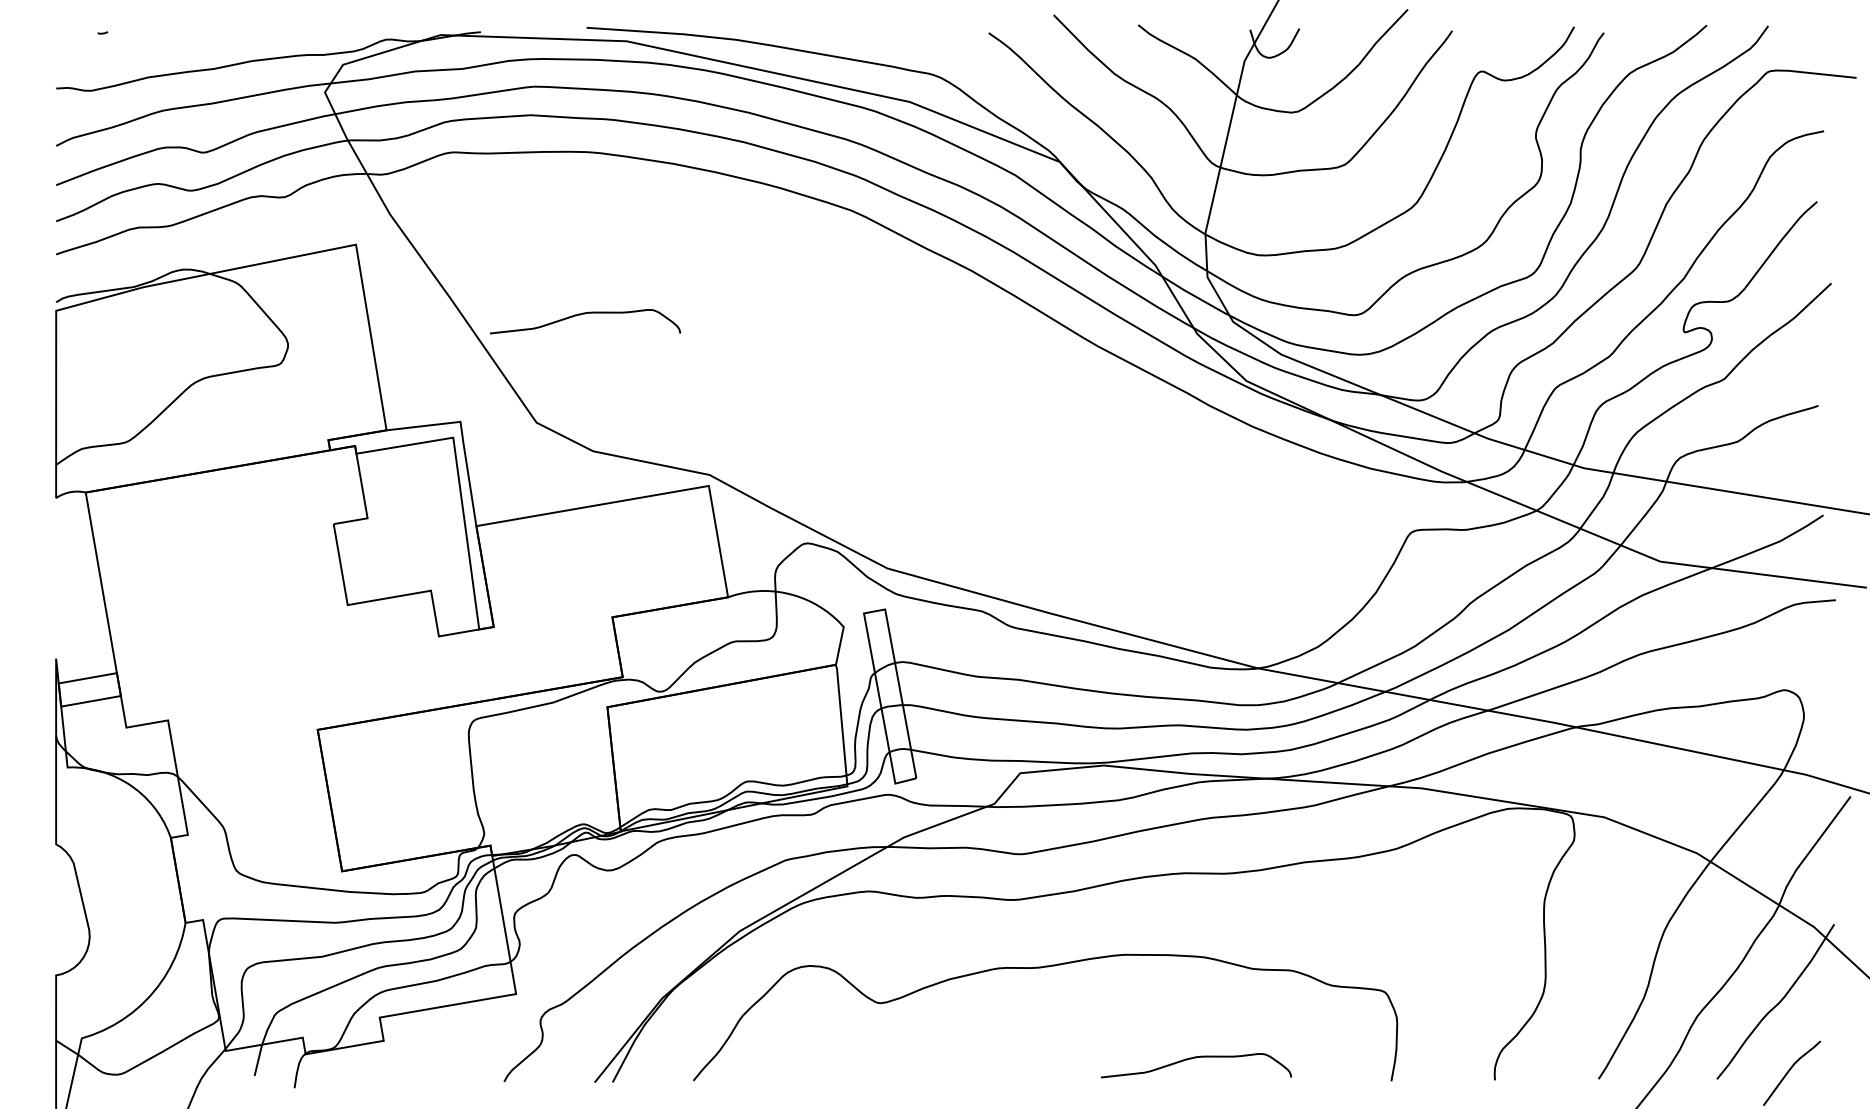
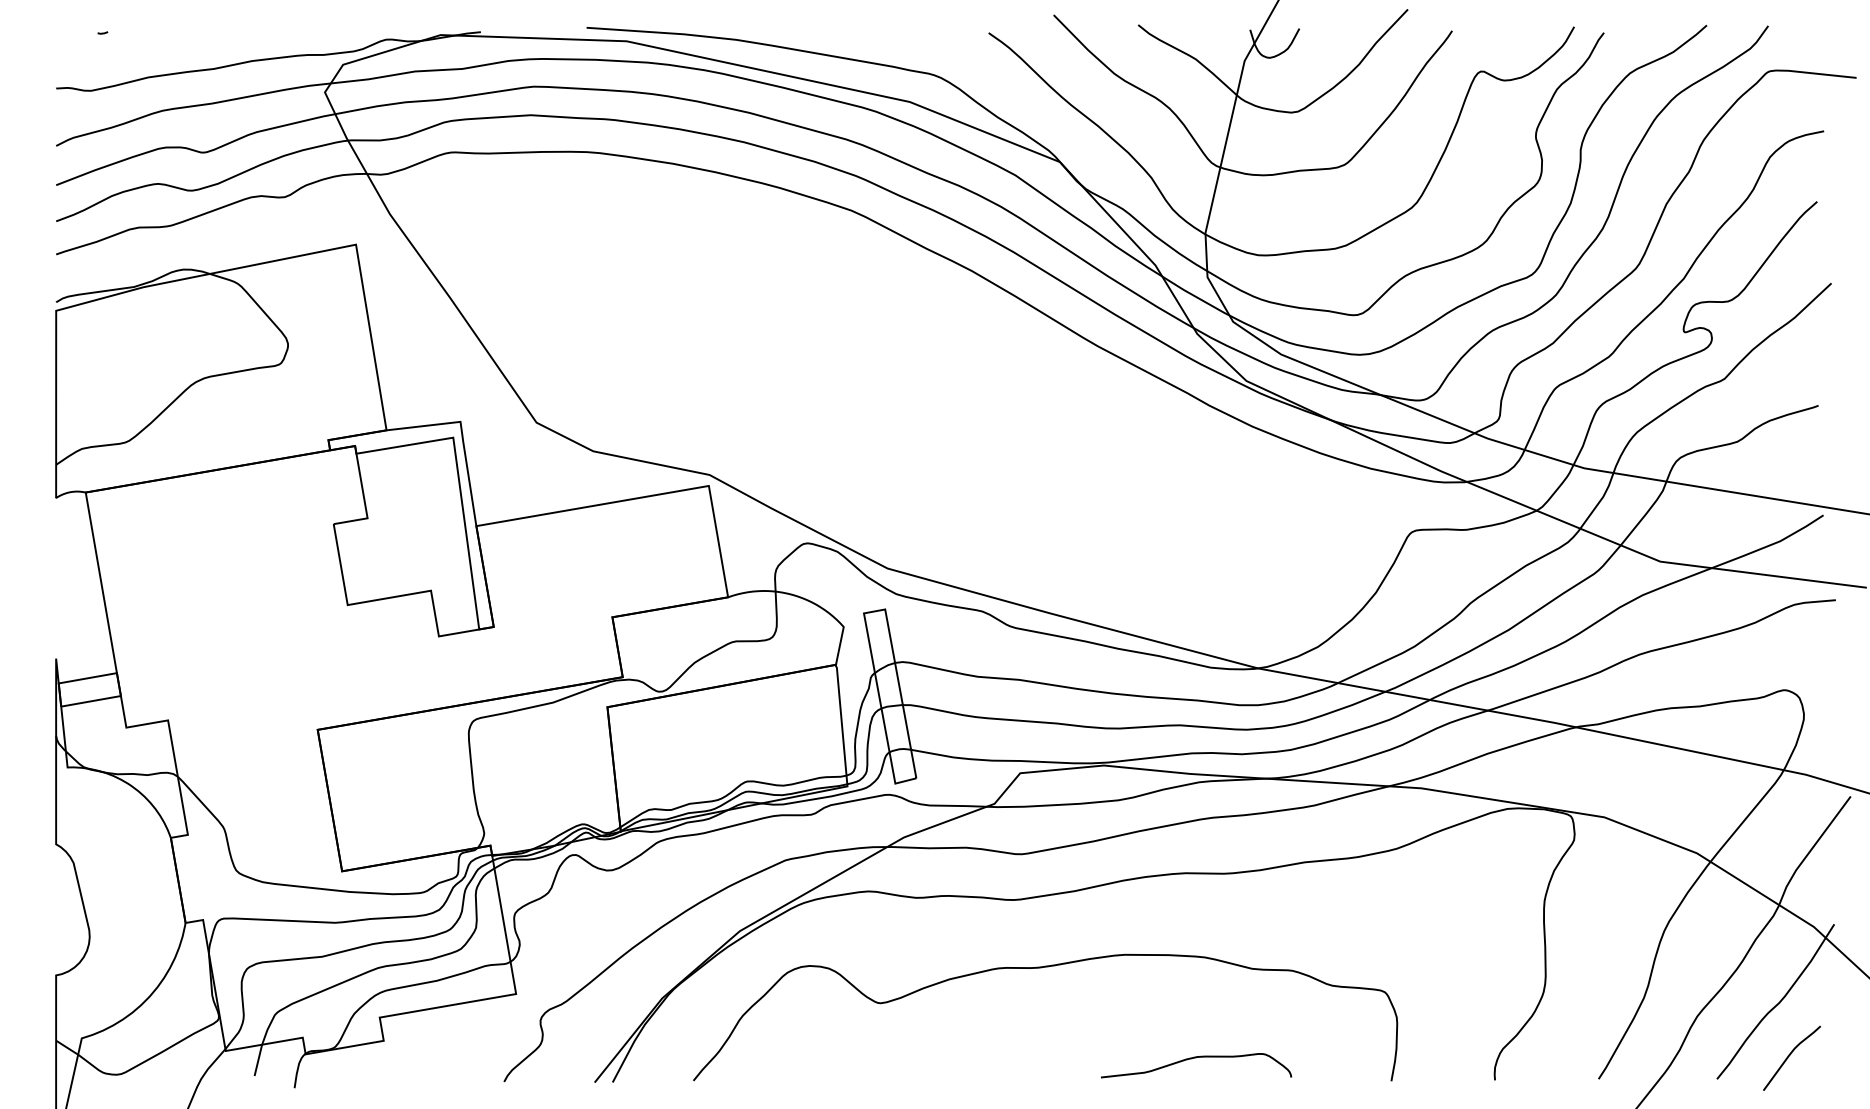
curve: present -> none (585, 314)
curve position: (1790, 1070) -> (1790, 1055) (1790, 1055)
